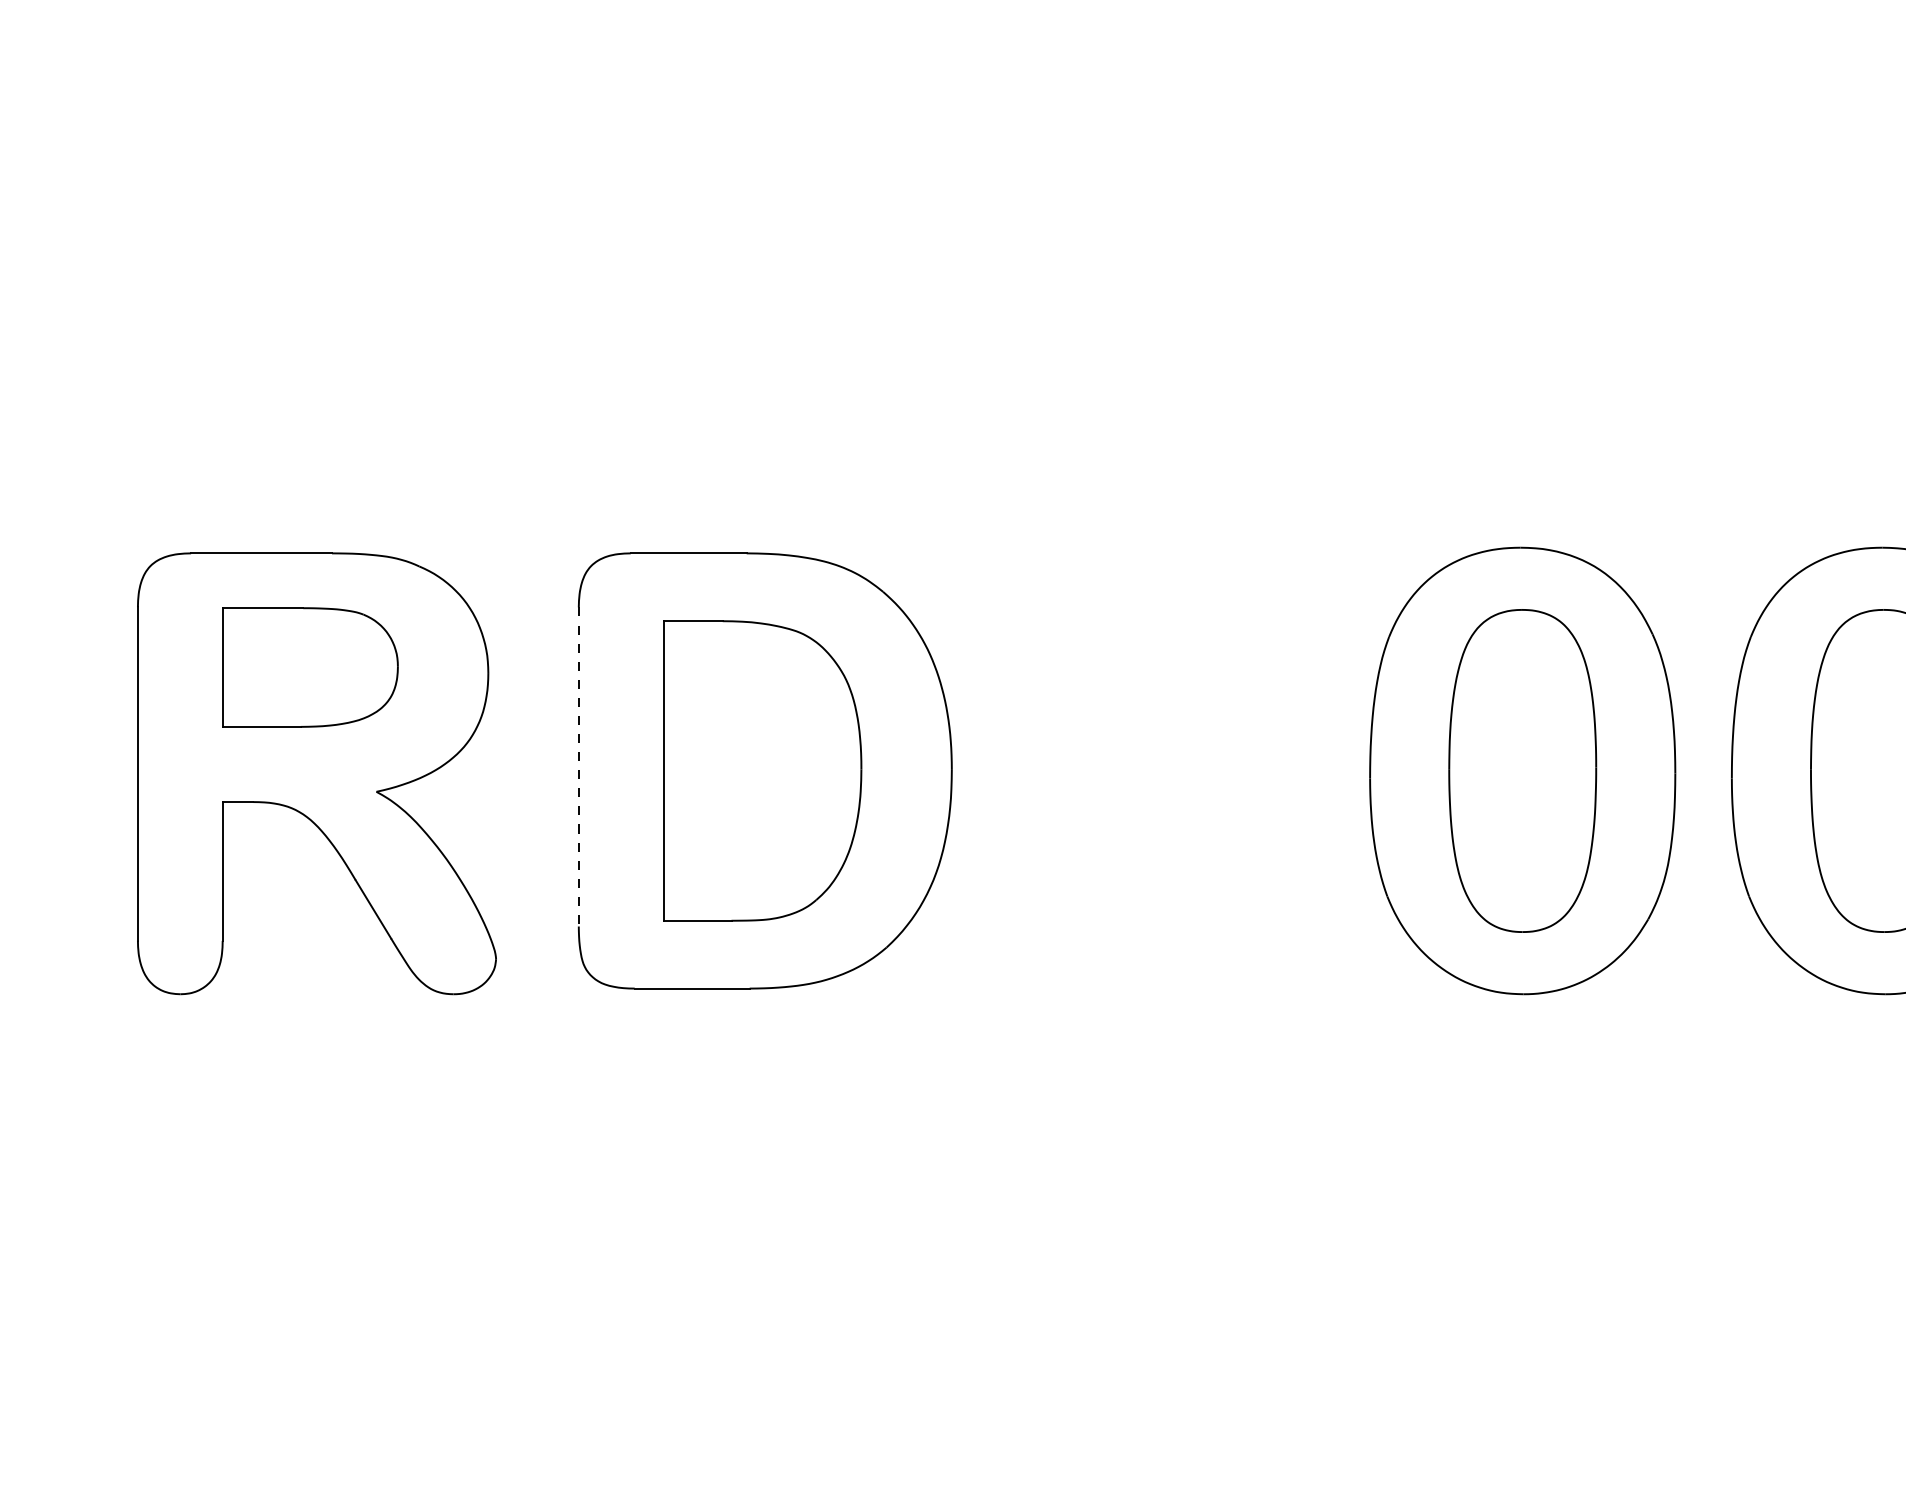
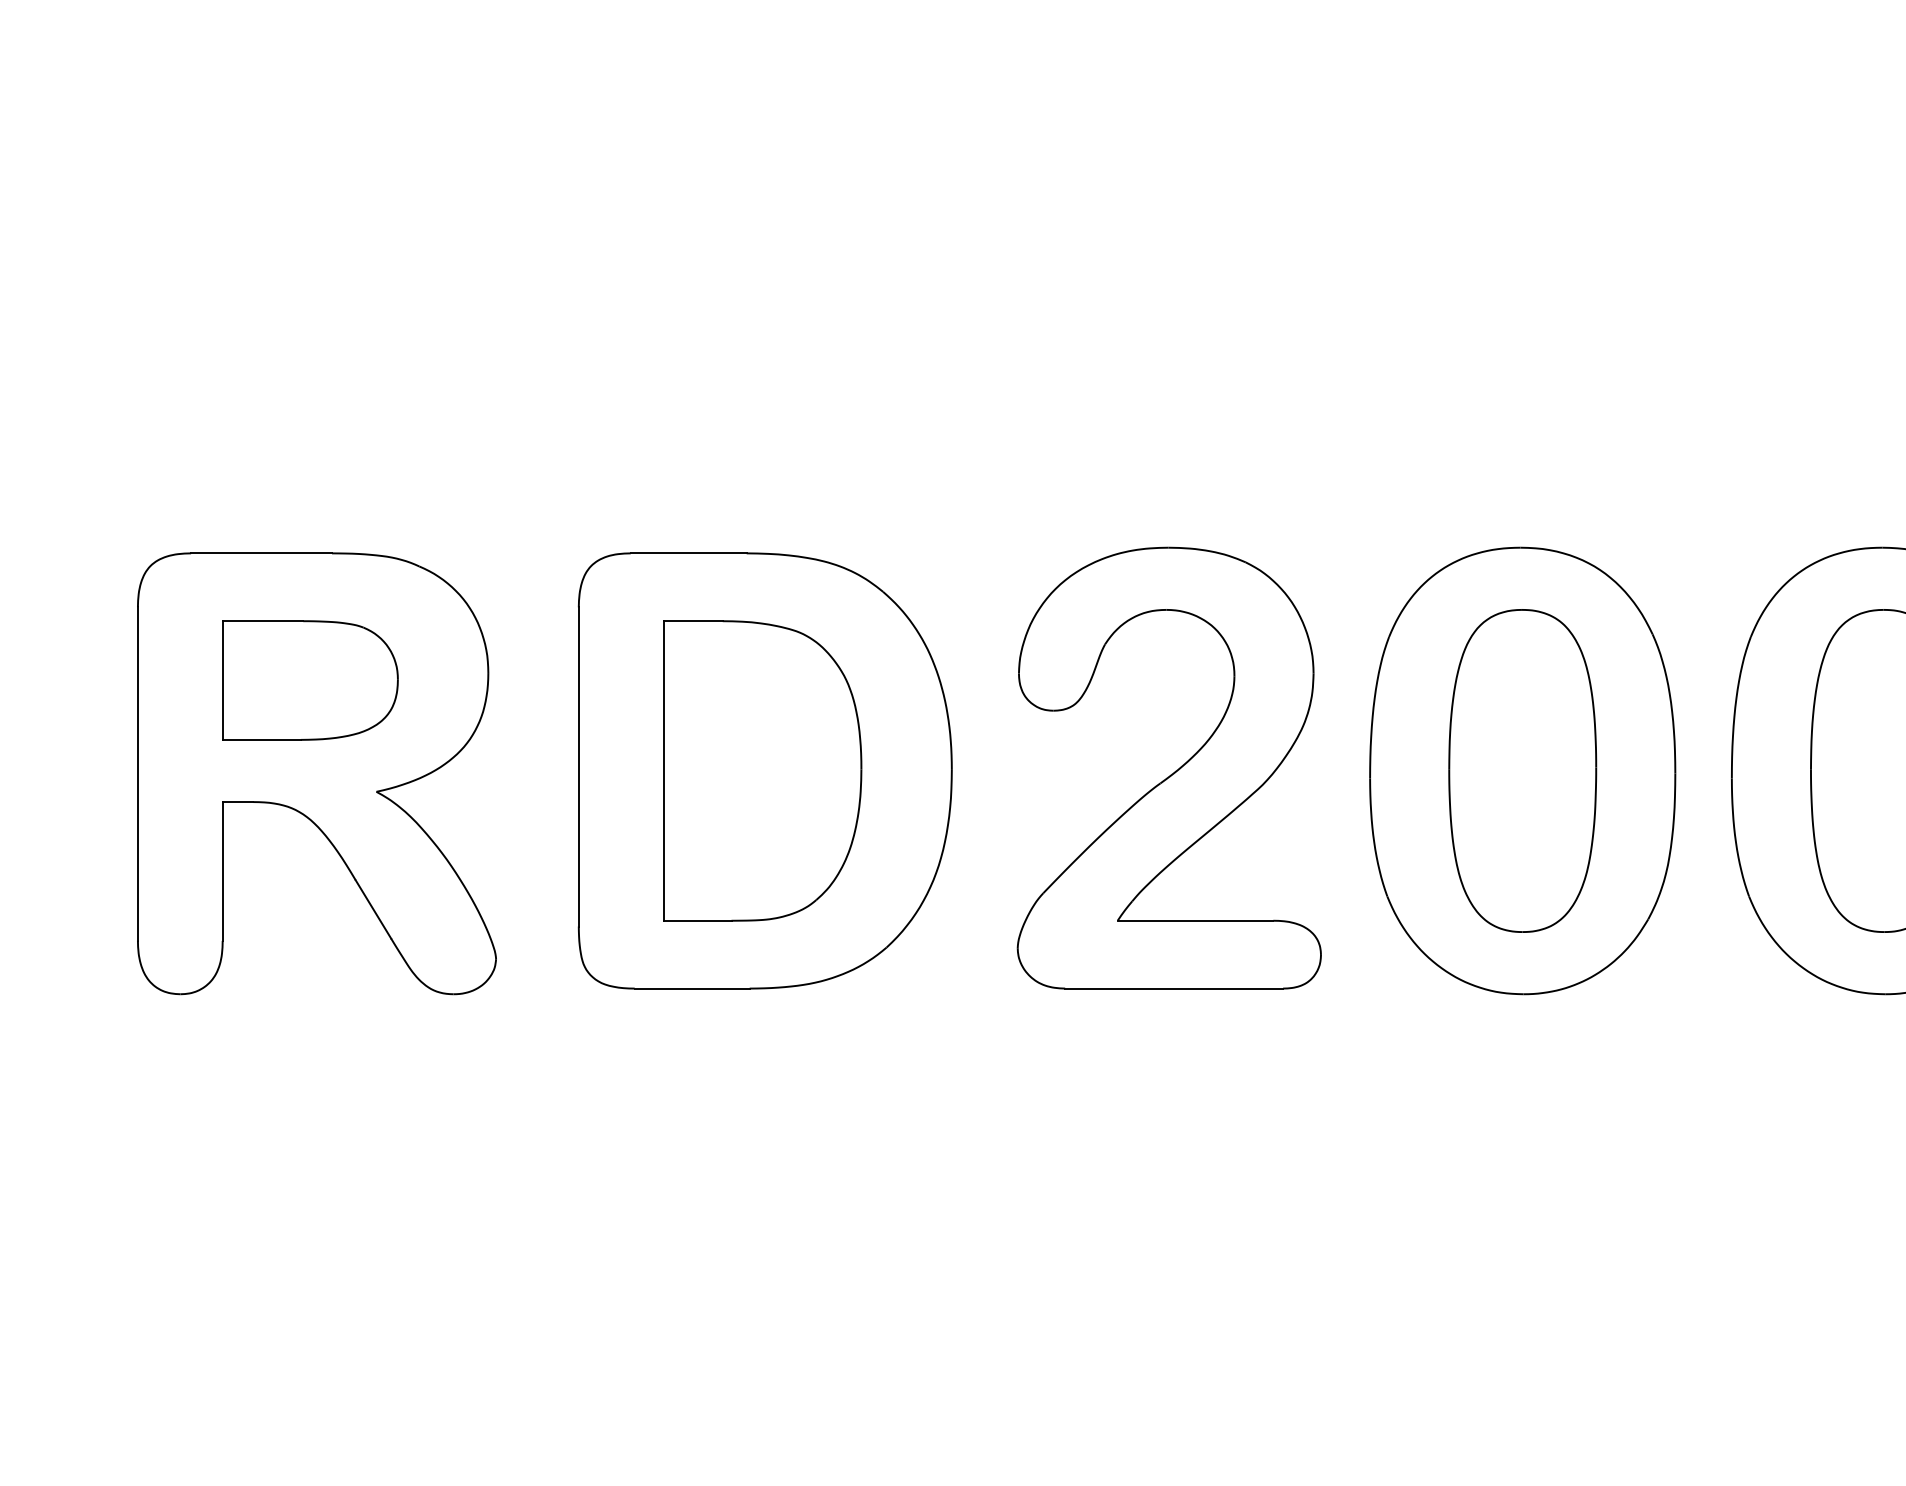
part position: (310, 667) -> (310, 680) (310, 680)
line: dashed -> solid (578, 766)
part: none -> present (1173, 772)
